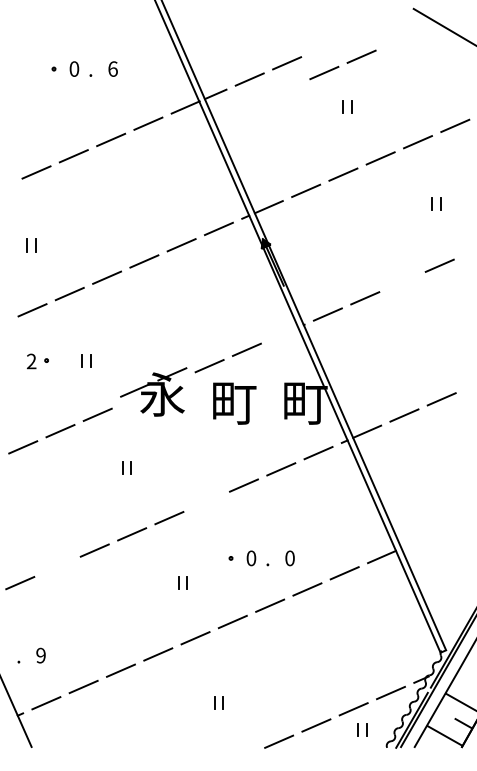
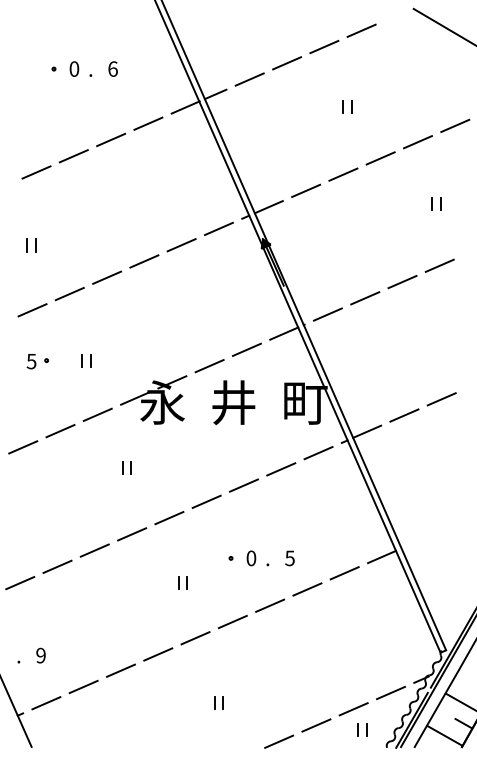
line position: (339, 66) -> (339, 40) (339, 40)
line: none -> present (402, 281)
line: none -> present (284, 333)
text: 2 -> 5 (31, 361)
part position: (153, 391) -> (153, 399) (153, 399)
text: 町 -> 井 (234, 402)
line: none -> present (206, 501)
text: 0 -> 5 (289, 558)
line: none -> present (57, 566)
